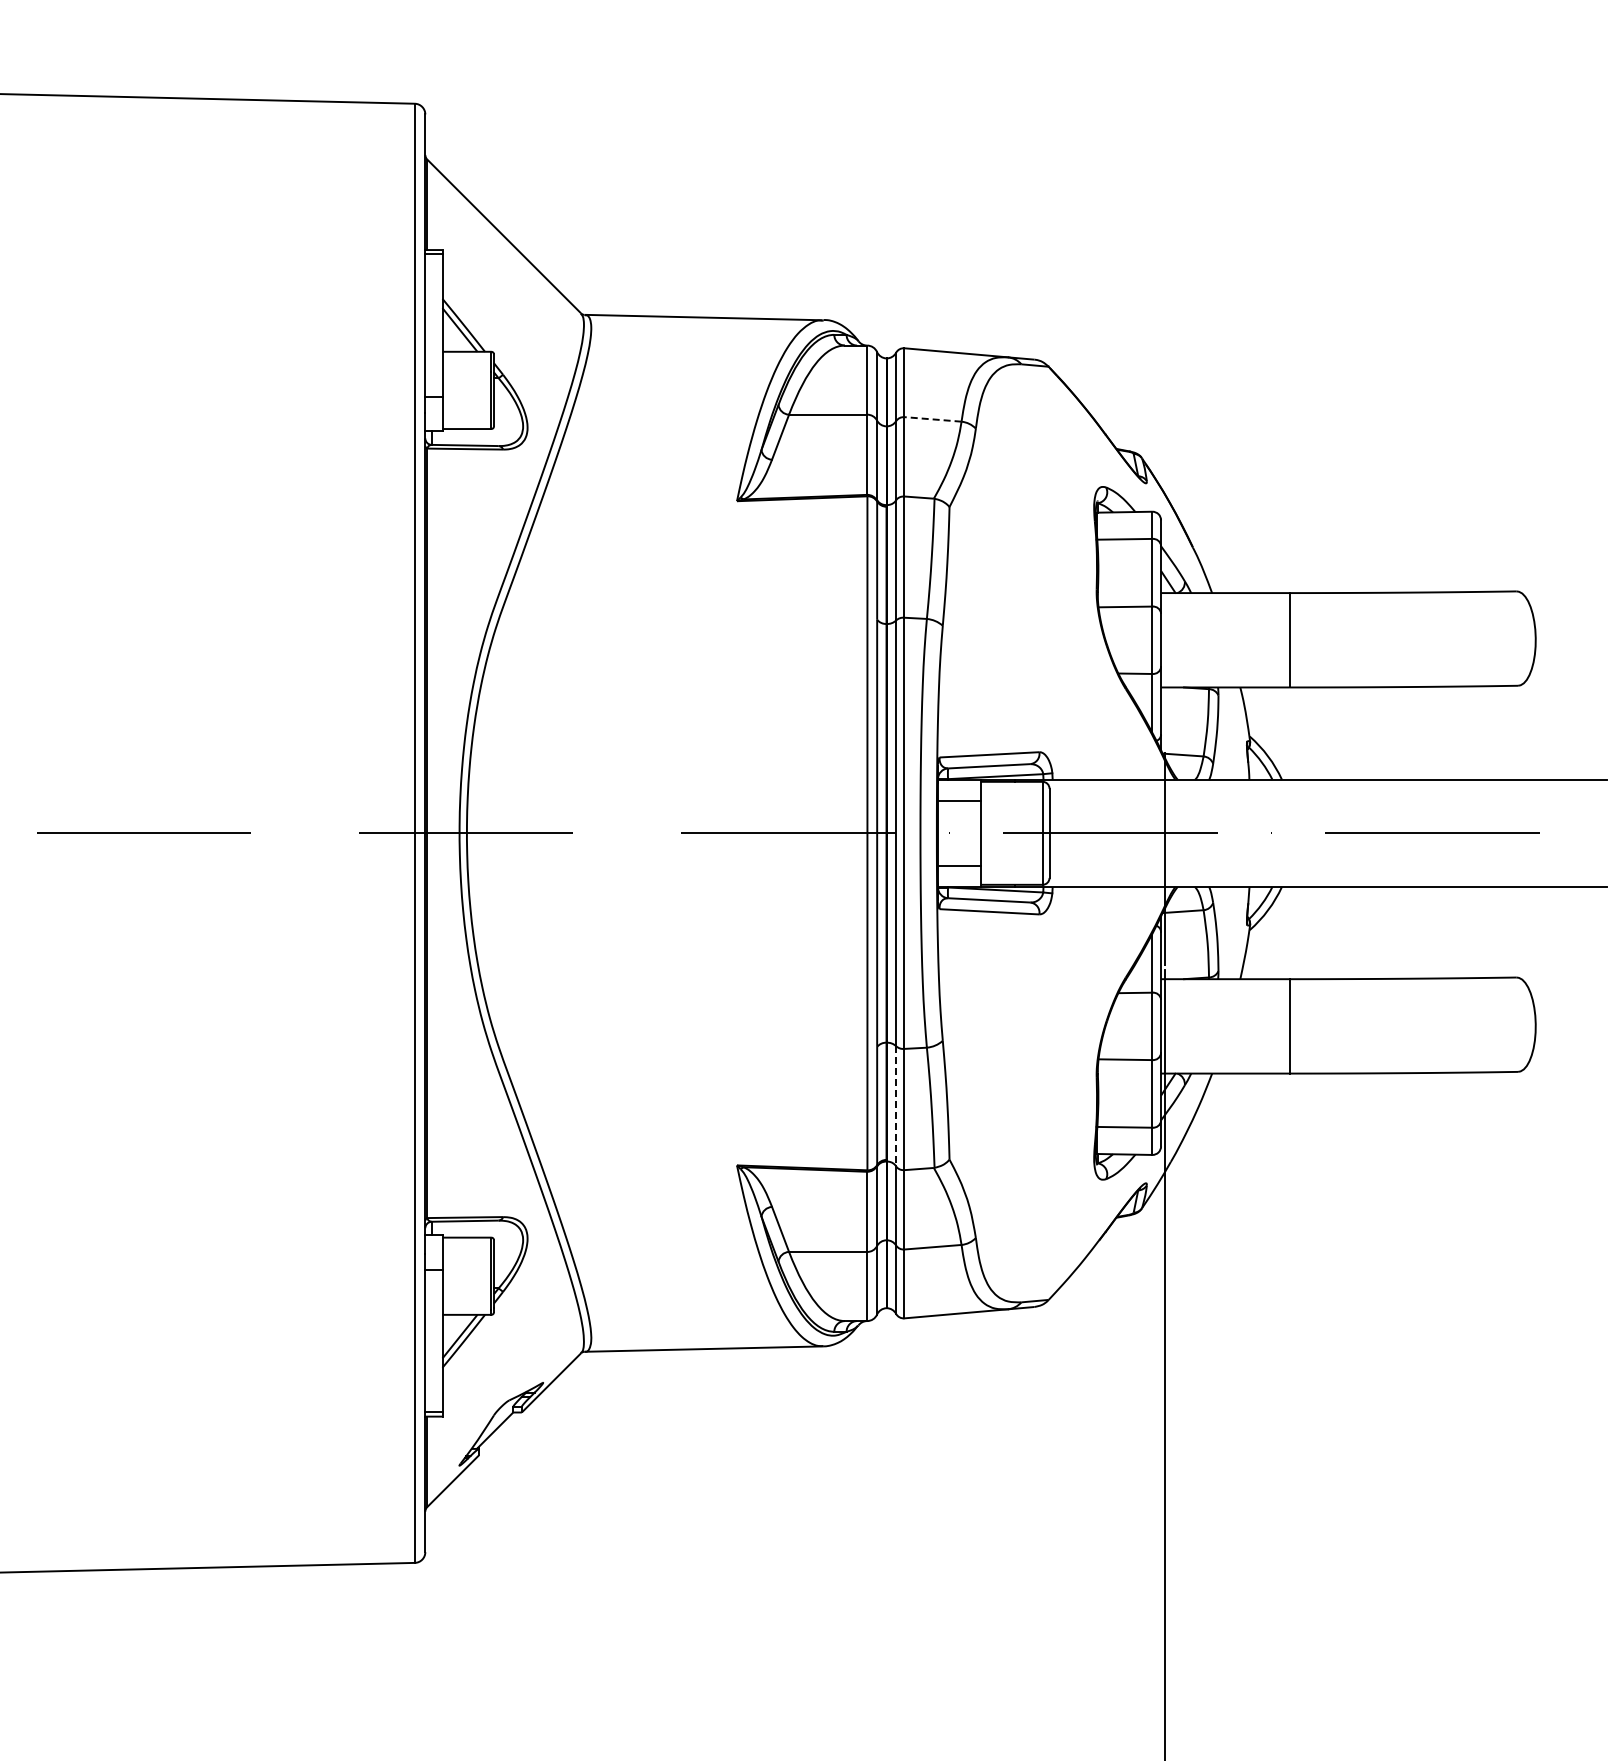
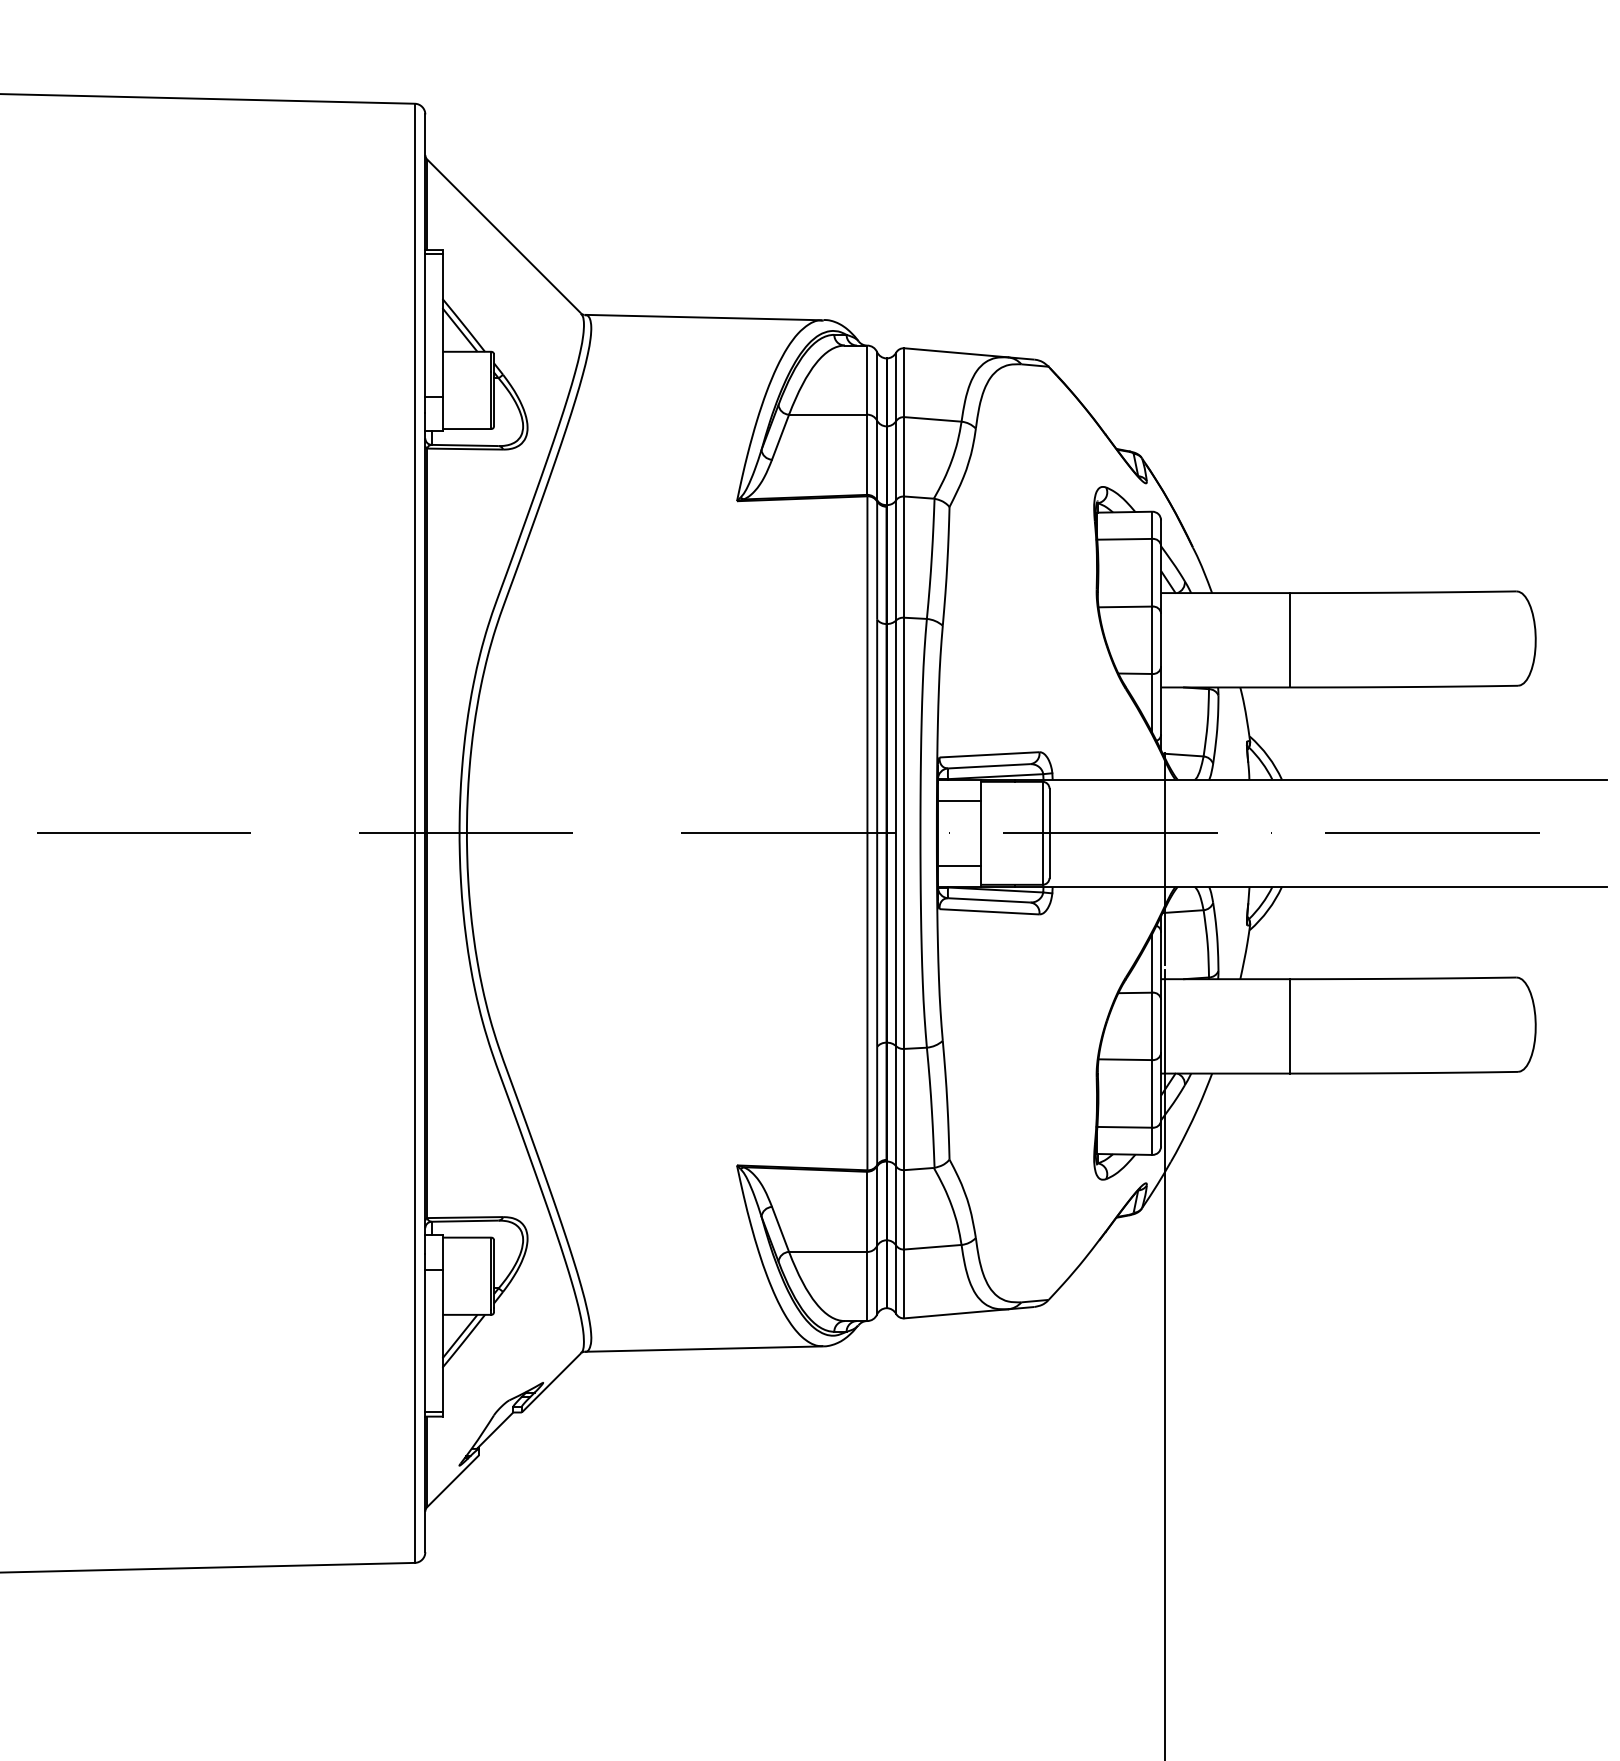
line: dashed -> solid (932, 419)
line: dashed -> solid (896, 1106)
